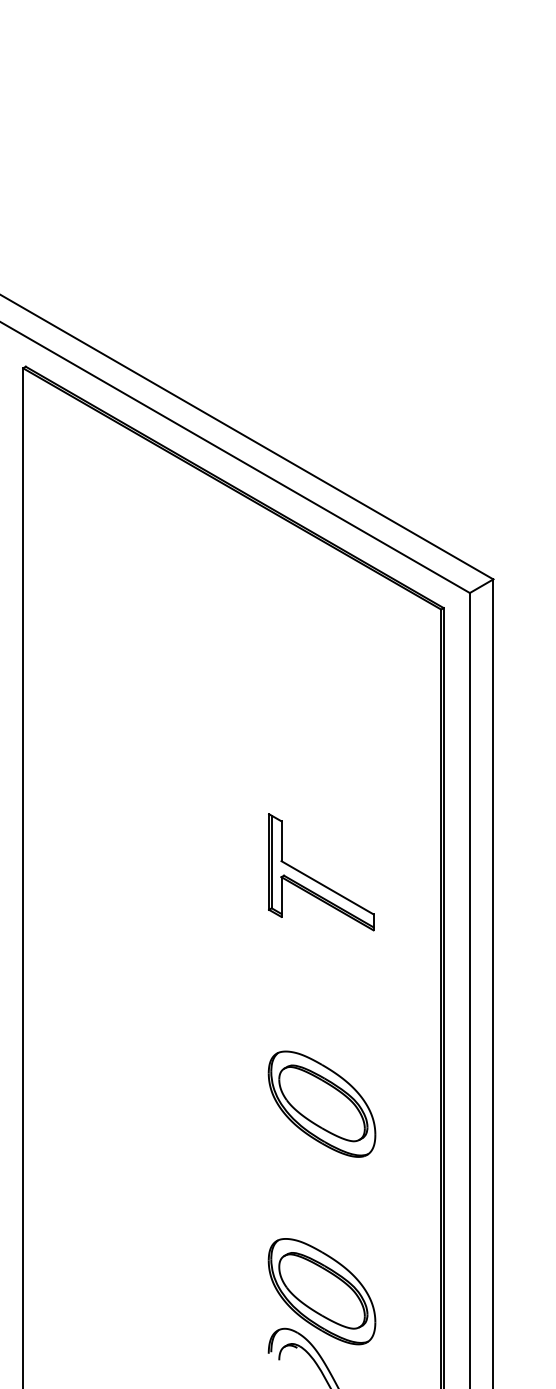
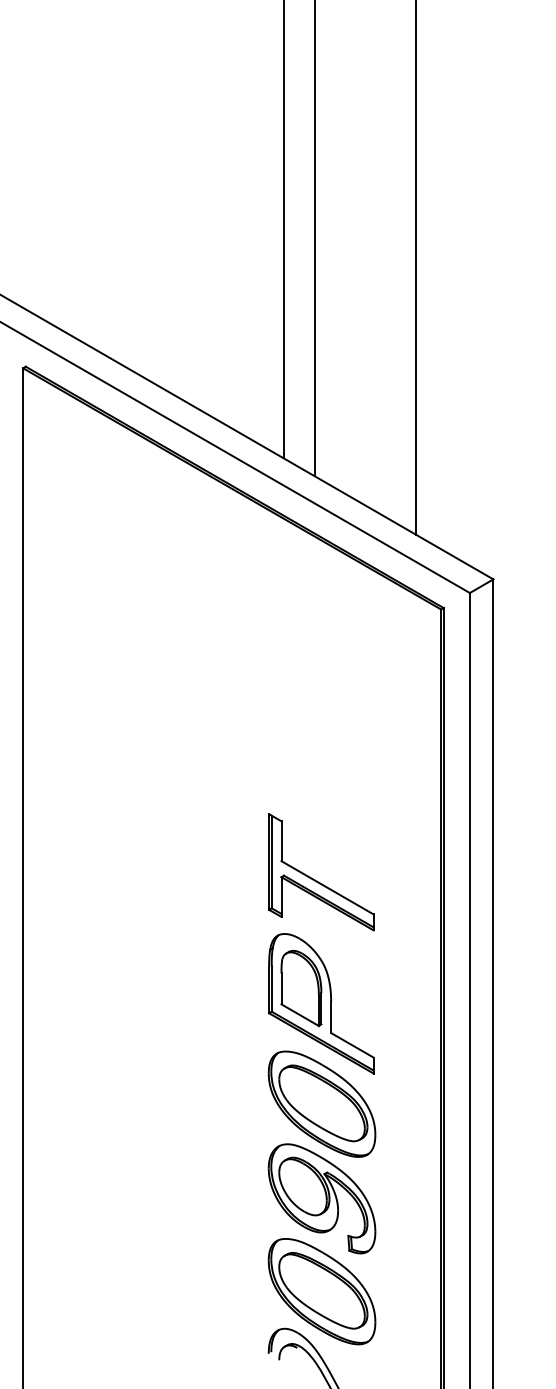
line: none -> present (283, 230)
line: none -> present (314, 239)
line: none -> present (415, 268)
part: none -> present (321, 1003)
part: none -> present (321, 1198)
